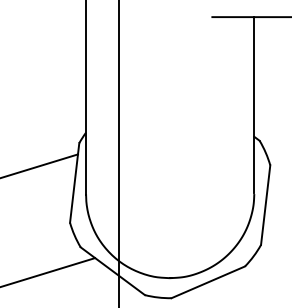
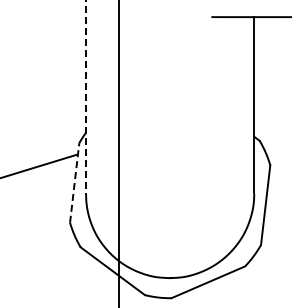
line: solid -> dashed (86, 97)
line: solid -> dashed (74, 182)
line: present -> none (48, 272)
